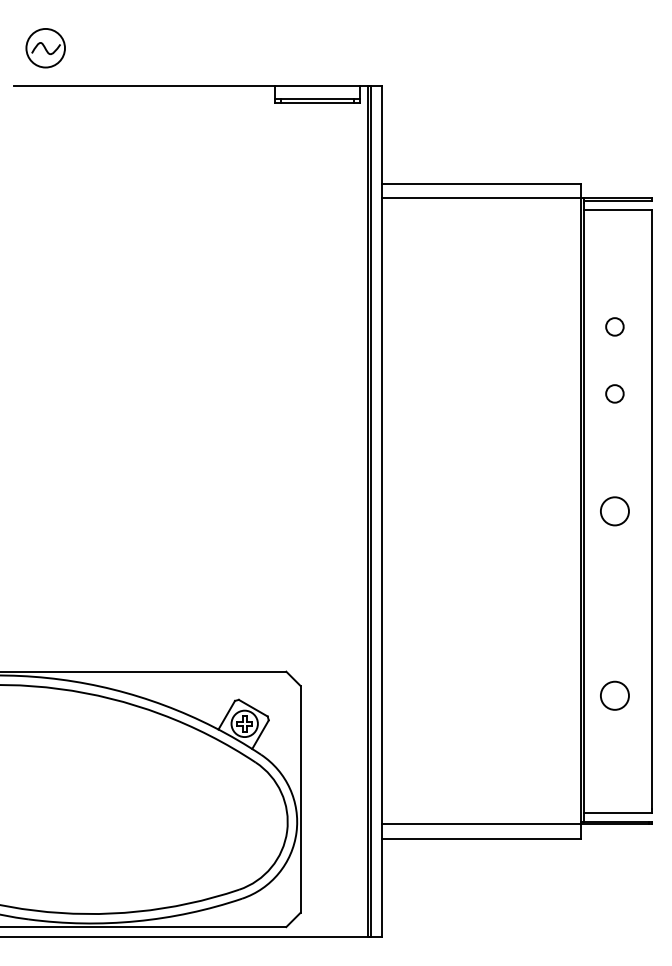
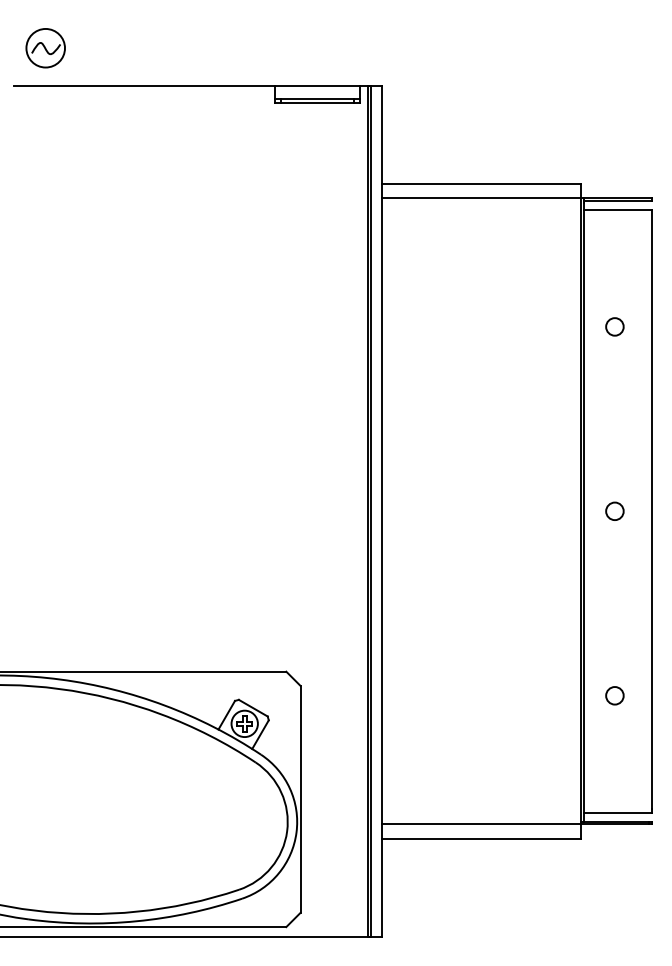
circle: present -> none (614, 393)
circle diameter: 28 px -> 18 px (614, 511)
circle diameter: 28 px -> 18 px (614, 695)
